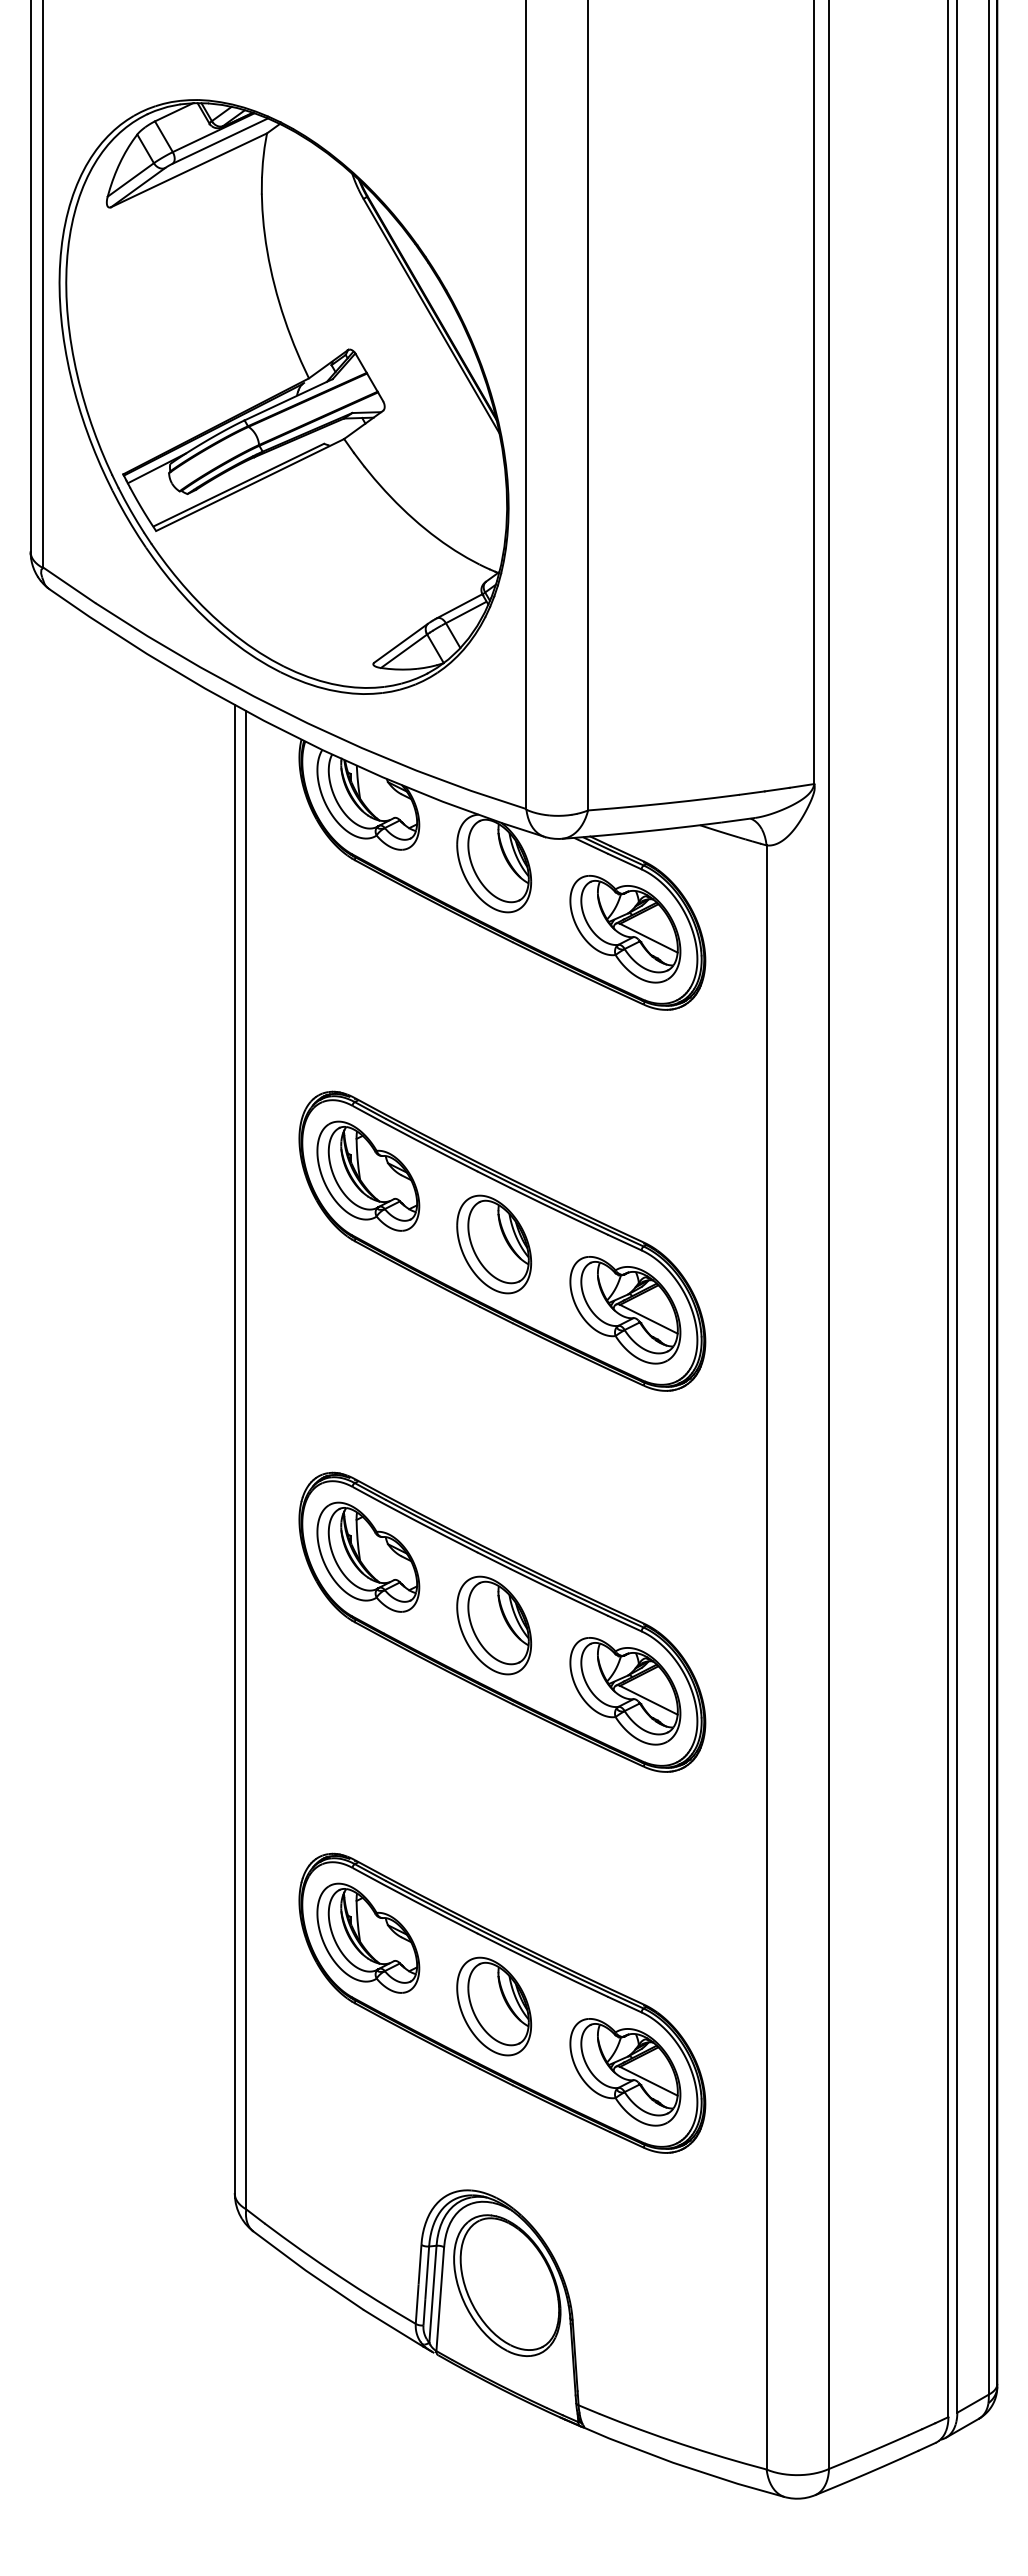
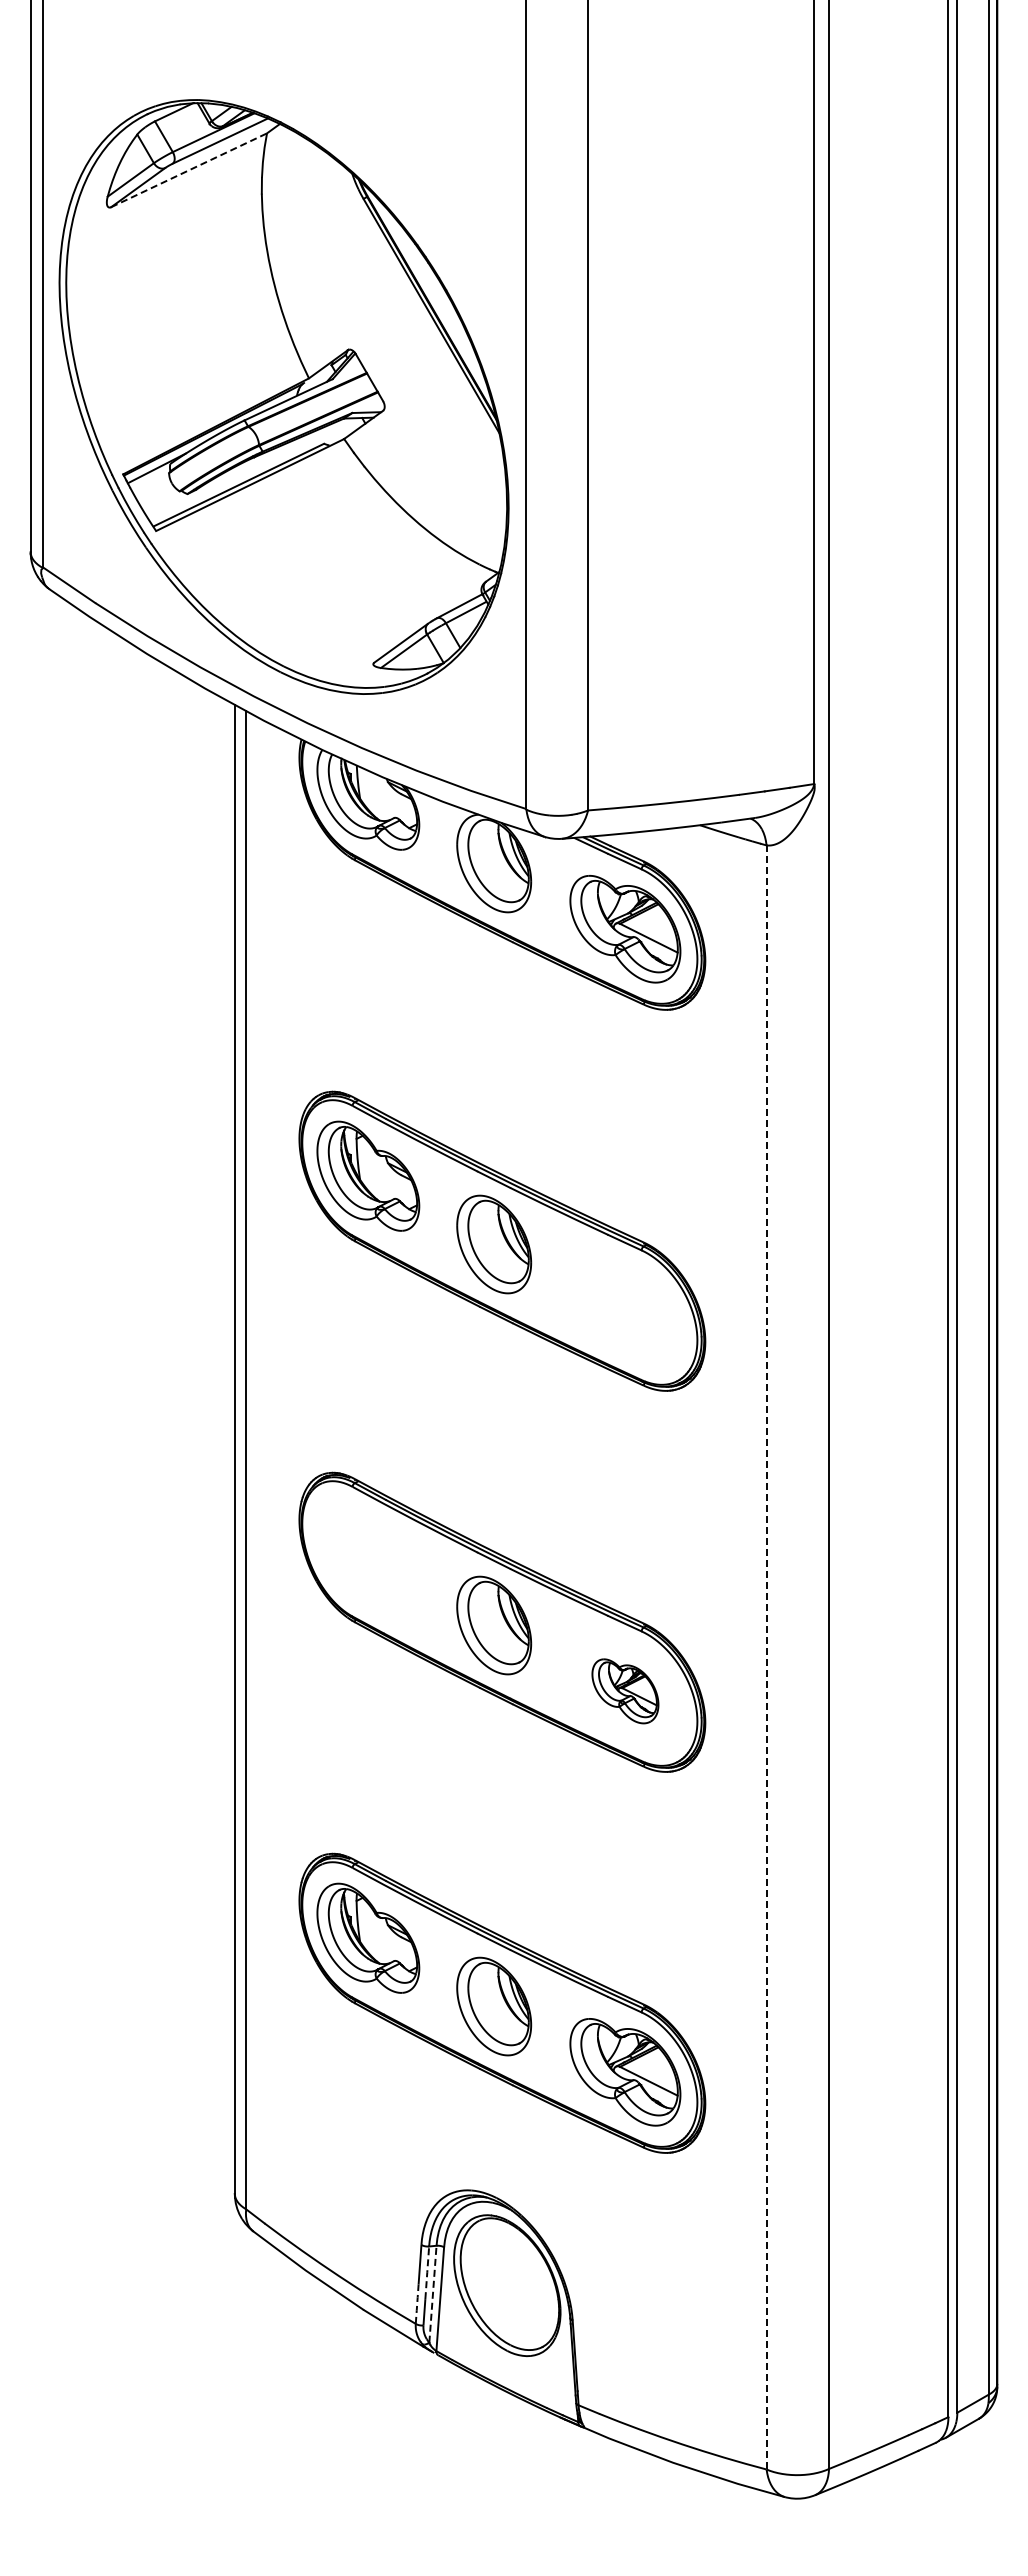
line: solid -> dashed (189, 170)
part: present -> none (625, 1310)
part: present -> none (368, 1556)
line: solid -> dashed (766, 1657)
part size: 113x109 px -> 69x67 px (625, 1691)
line: solid -> dashed (427, 2271)
line: solid -> dashed (432, 2294)
line: solid -> dashed (417, 2304)
